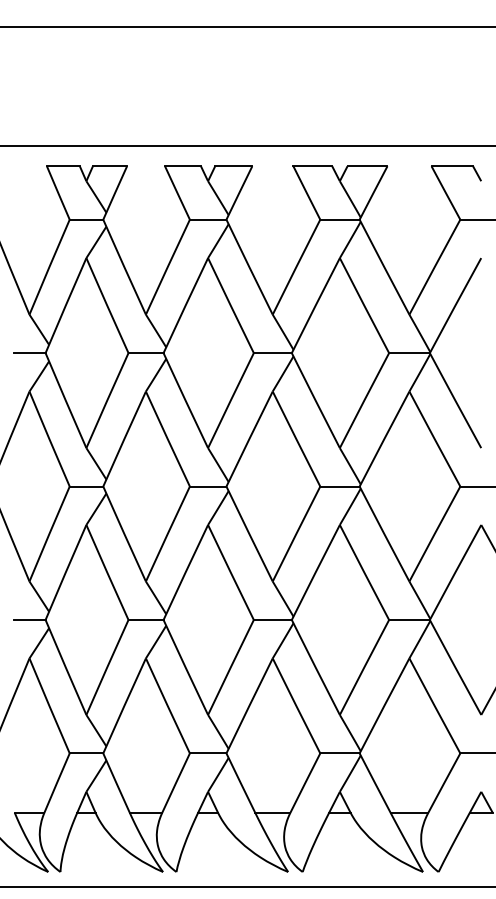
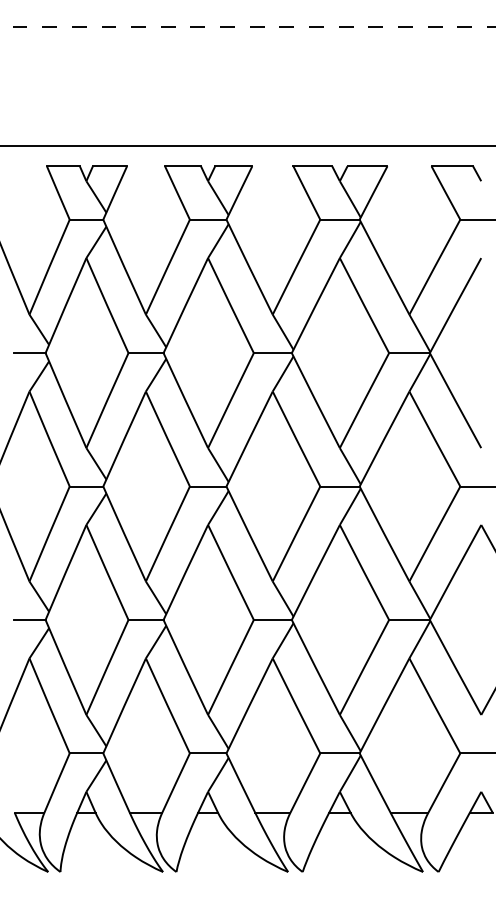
line: solid -> dashed (247, 26)
line: present -> none (247, 886)
